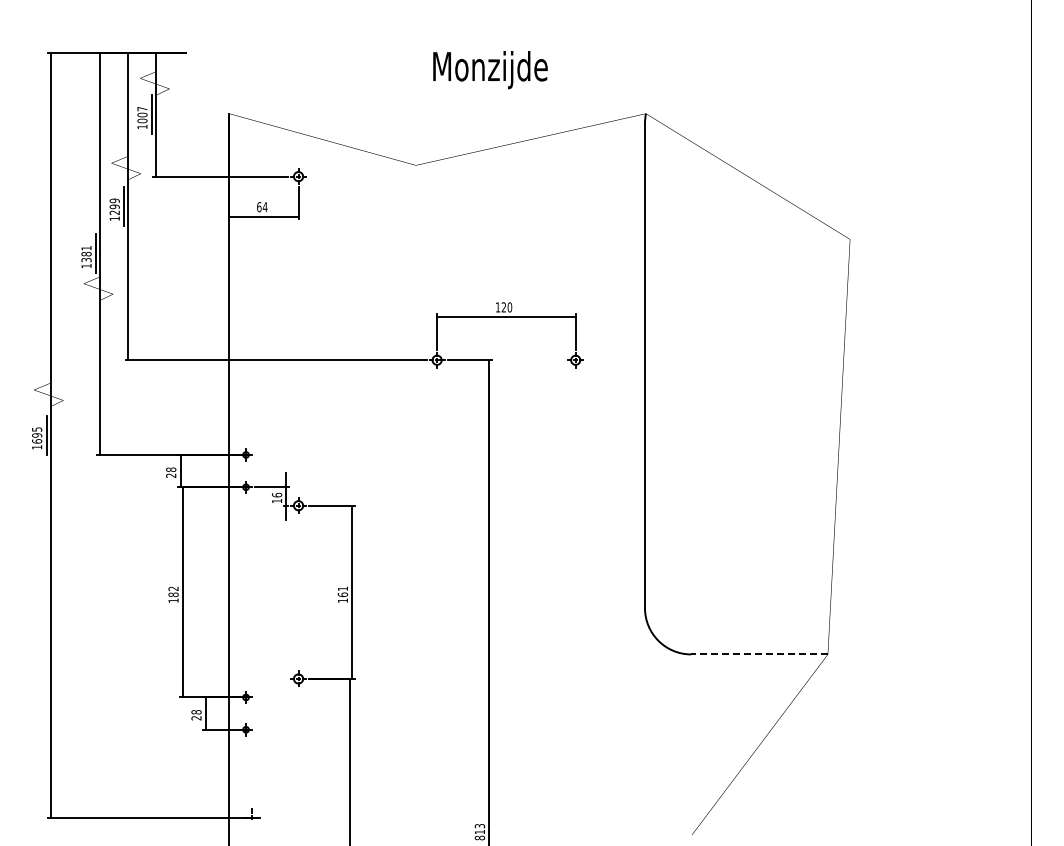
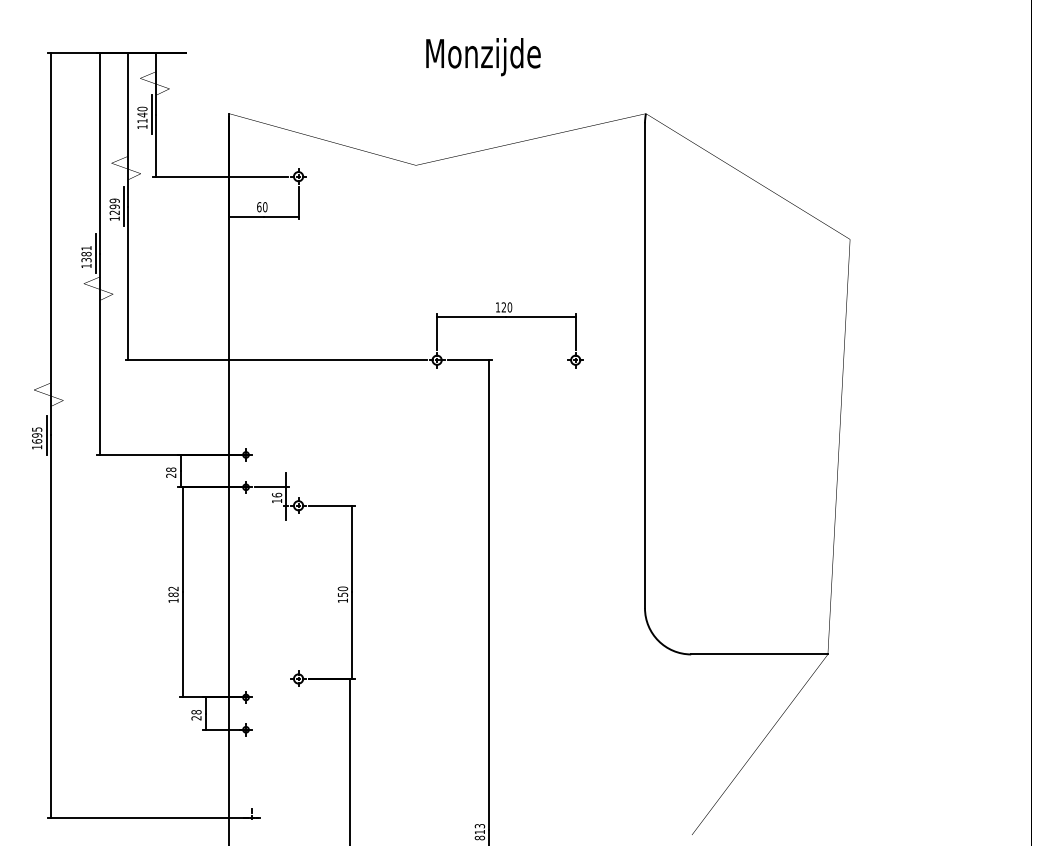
text position: (490, 70) -> (483, 57) (483, 57)
text: 1007 -> 1140 (142, 114)
text: 64 -> 60 (264, 207)
text: 161 -> 150 (342, 591)
line: dashed -> solid (759, 654)
